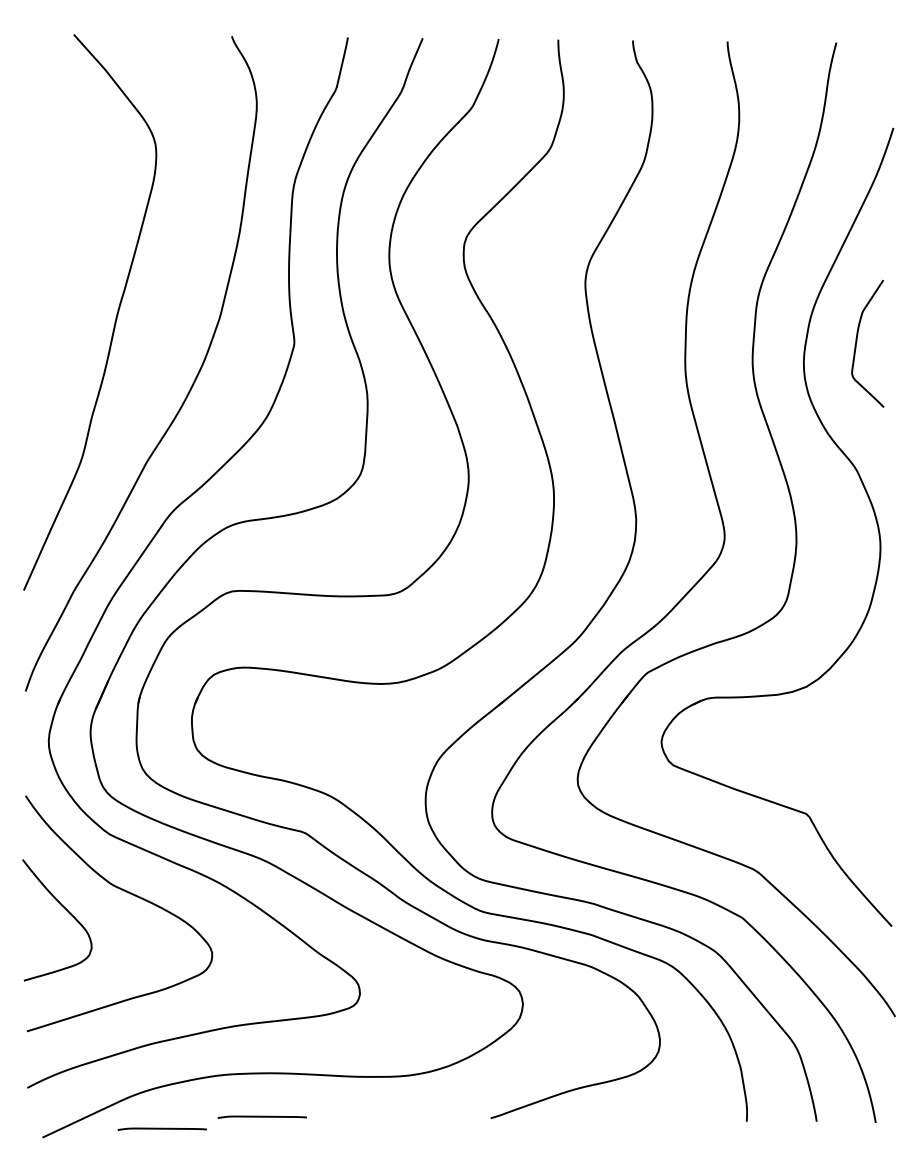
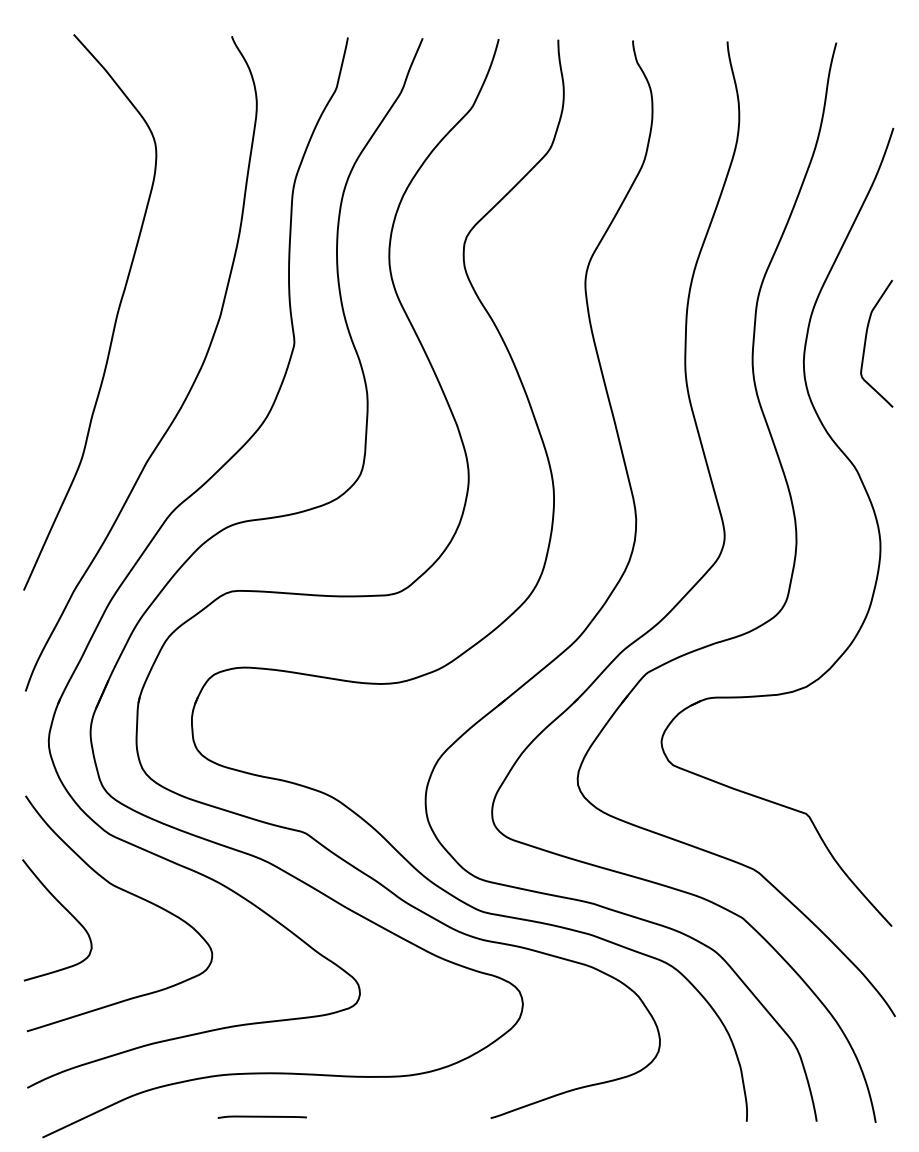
curve position: (857, 342) -> (866, 342) (866, 342)
line: present -> none (161, 1128)
